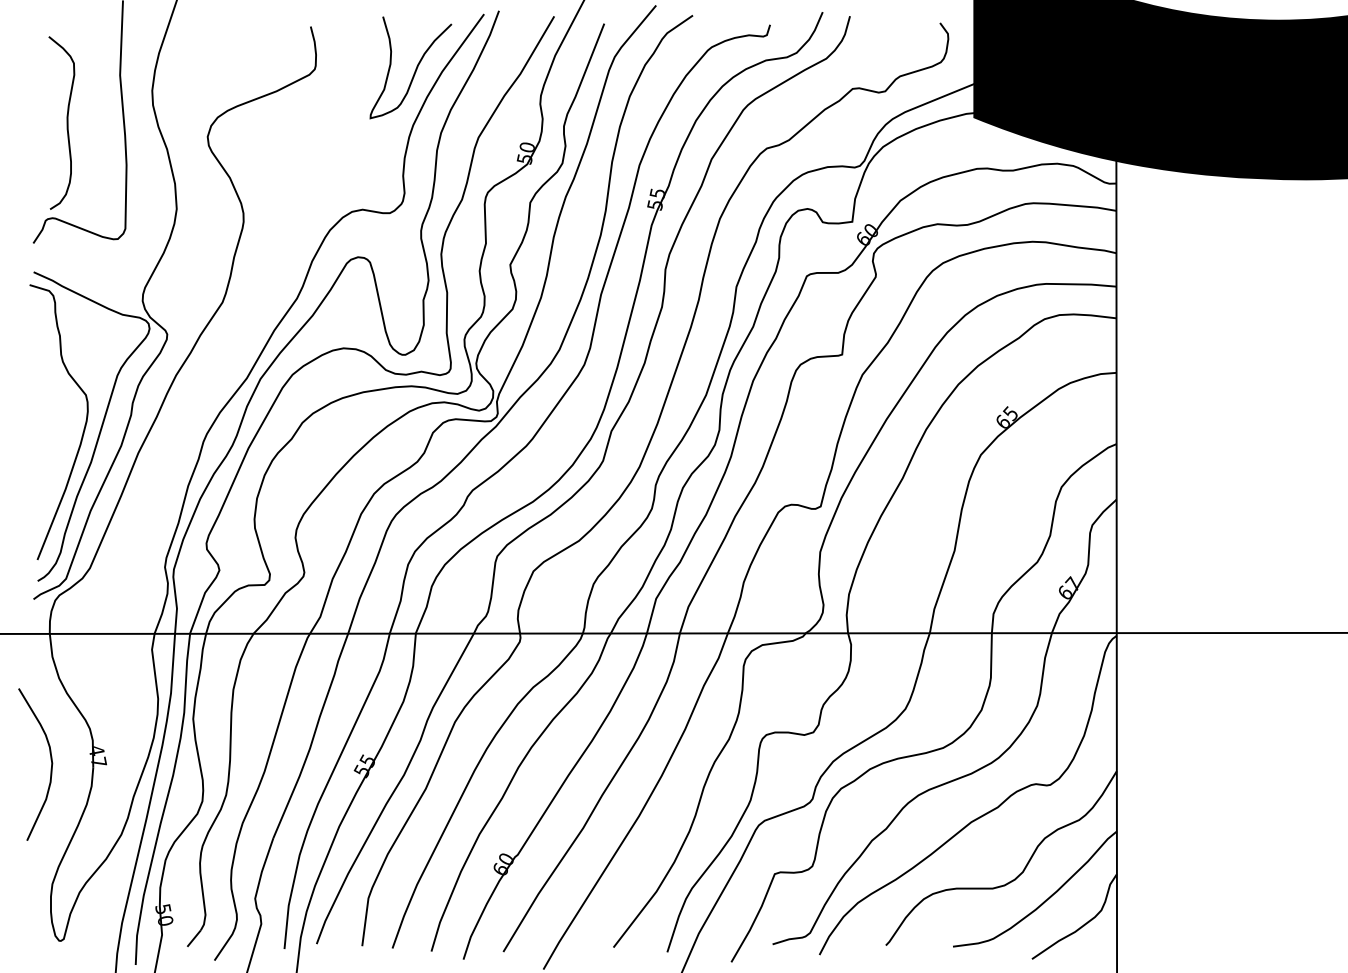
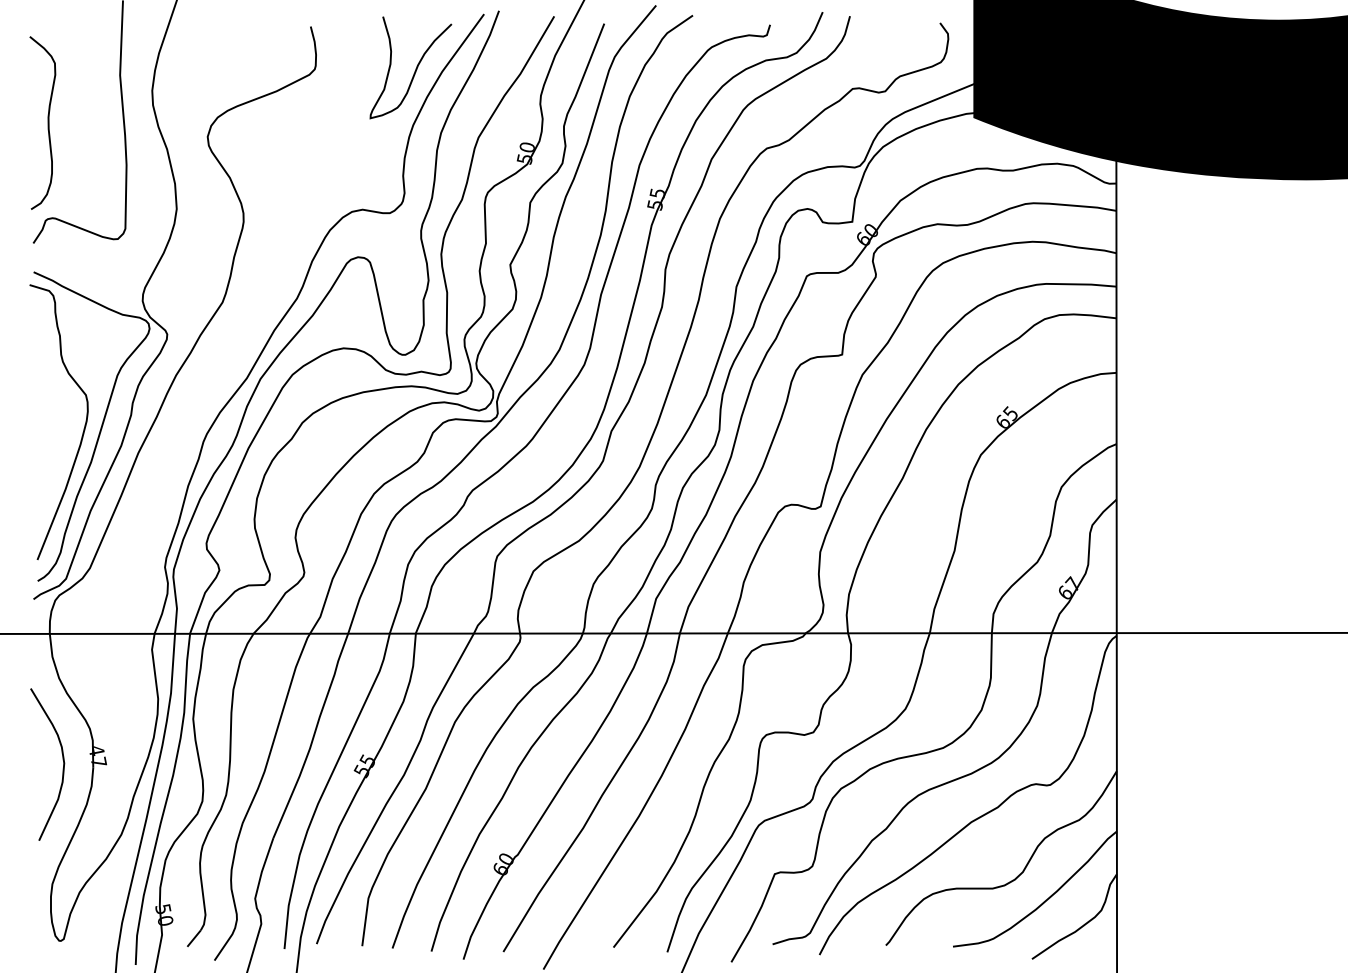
curve position: (66, 122) -> (47, 122) (47, 122)
curve position: (50, 760) -> (62, 760) (62, 760)
